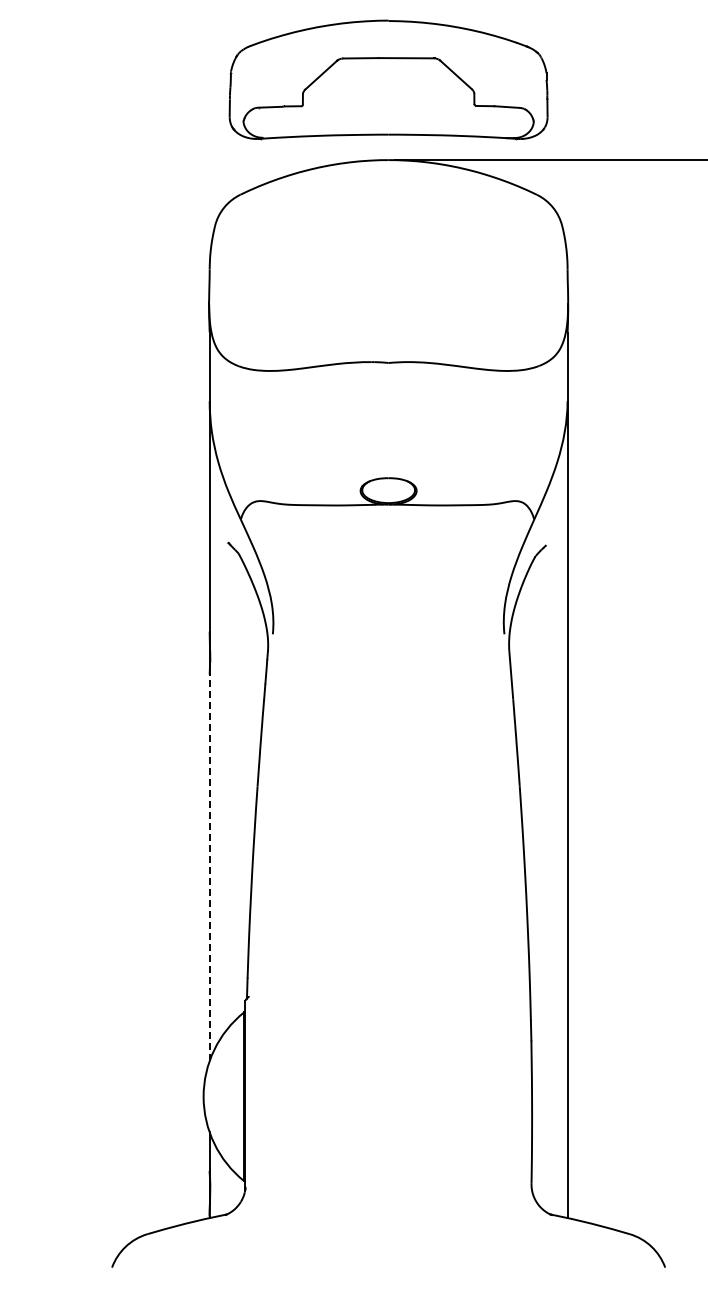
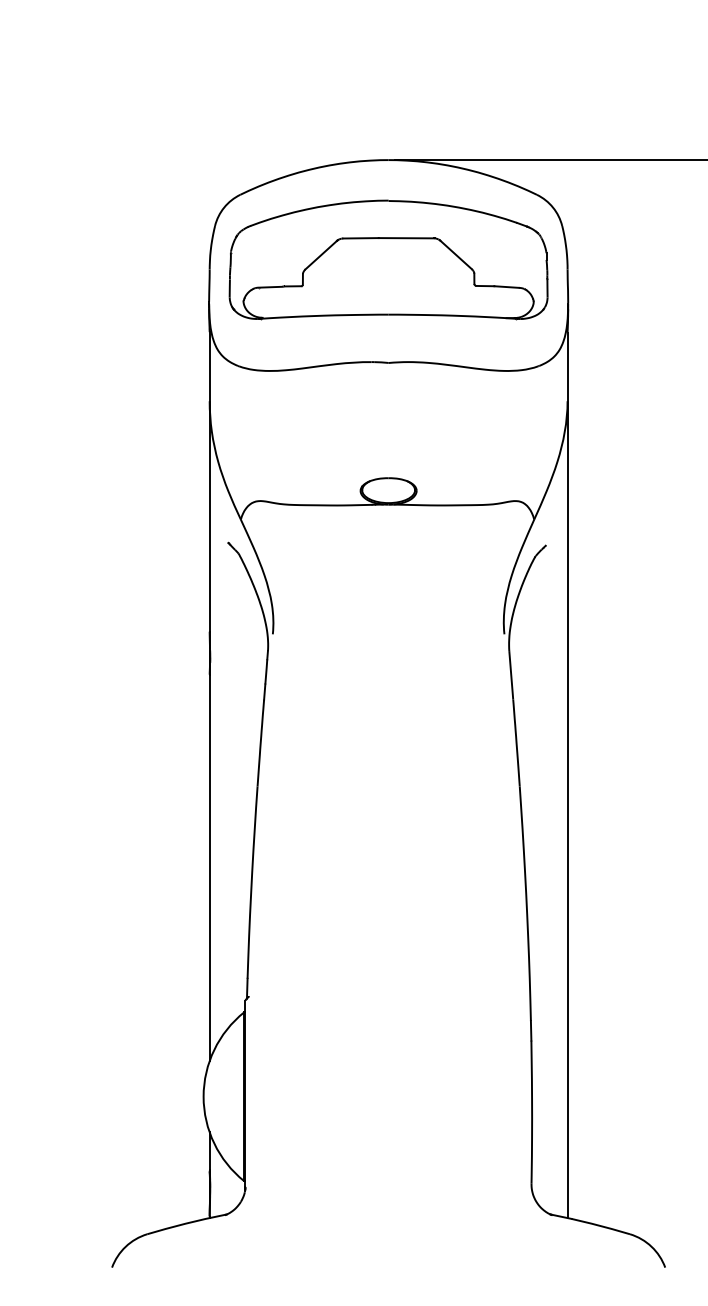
part position: (388, 79) -> (388, 259) (388, 259)
line: dashed -> solid (209, 867)
